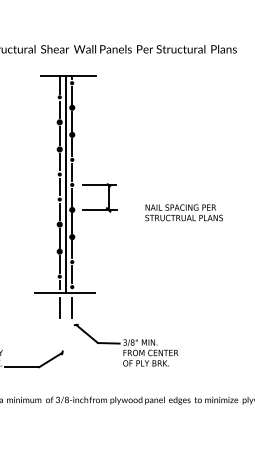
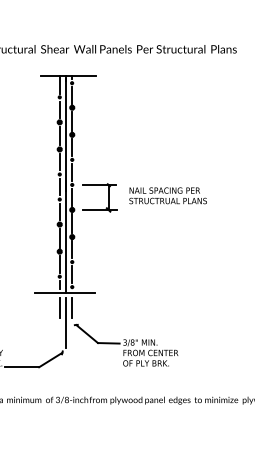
text position: (183, 212) -> (167, 195) (167, 195)
line: none -> present (66, 322)
